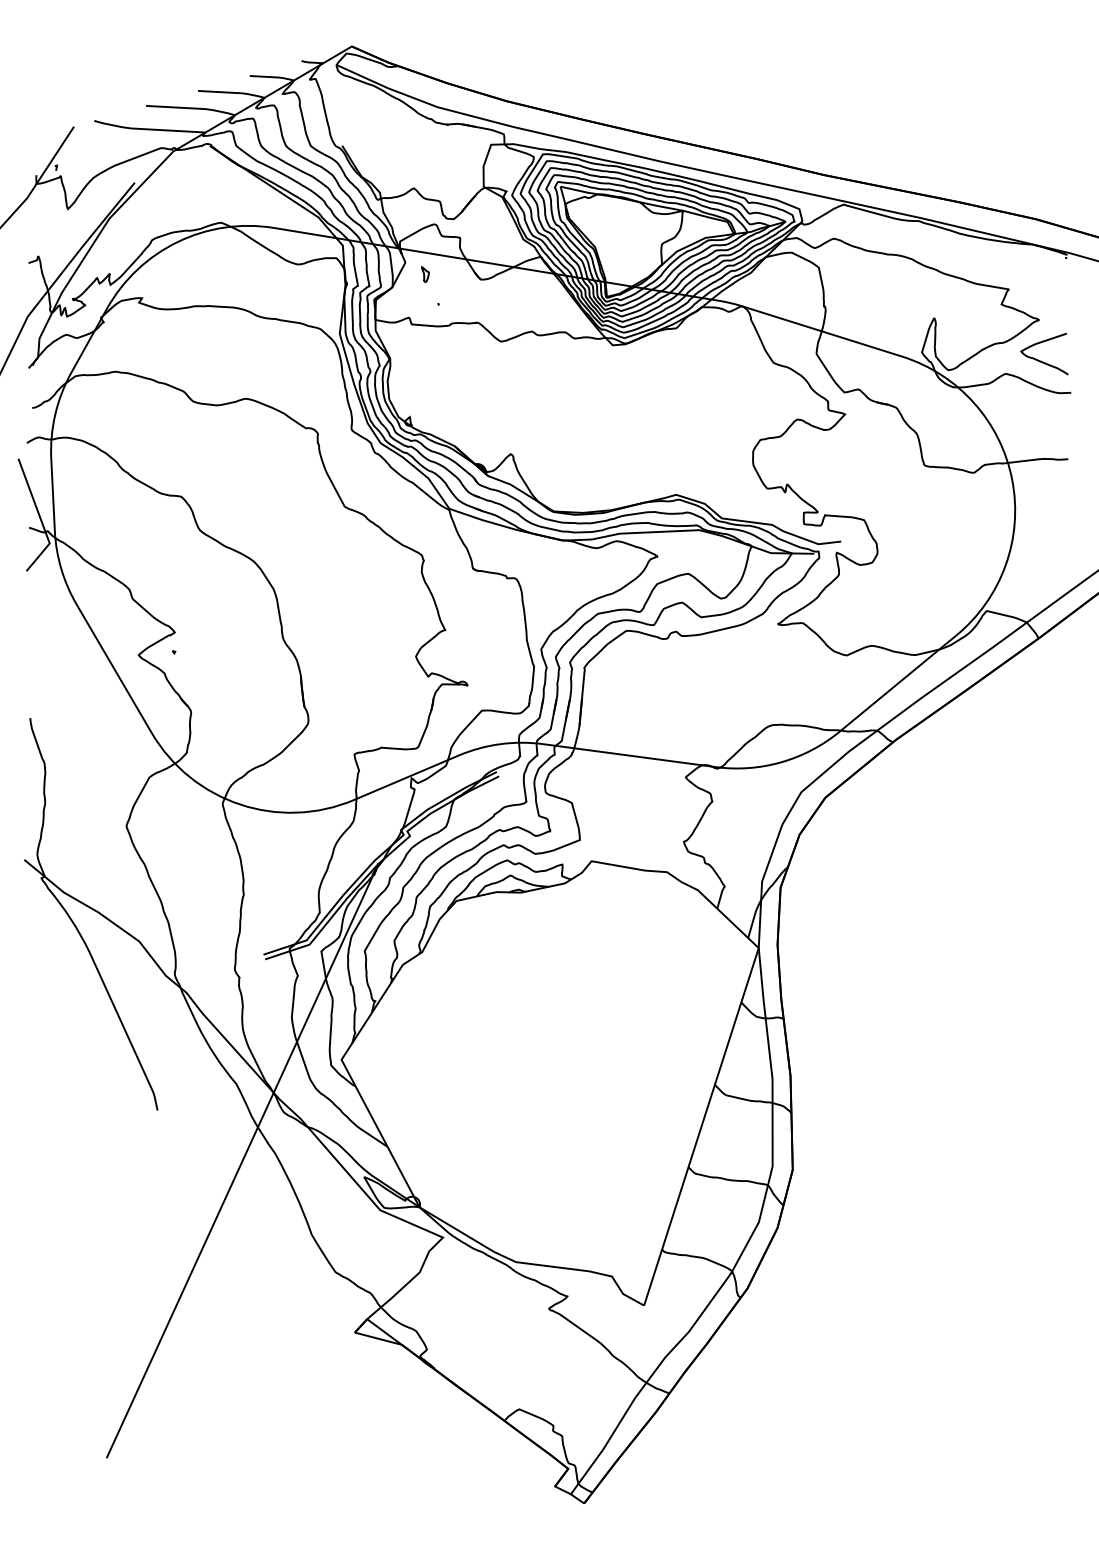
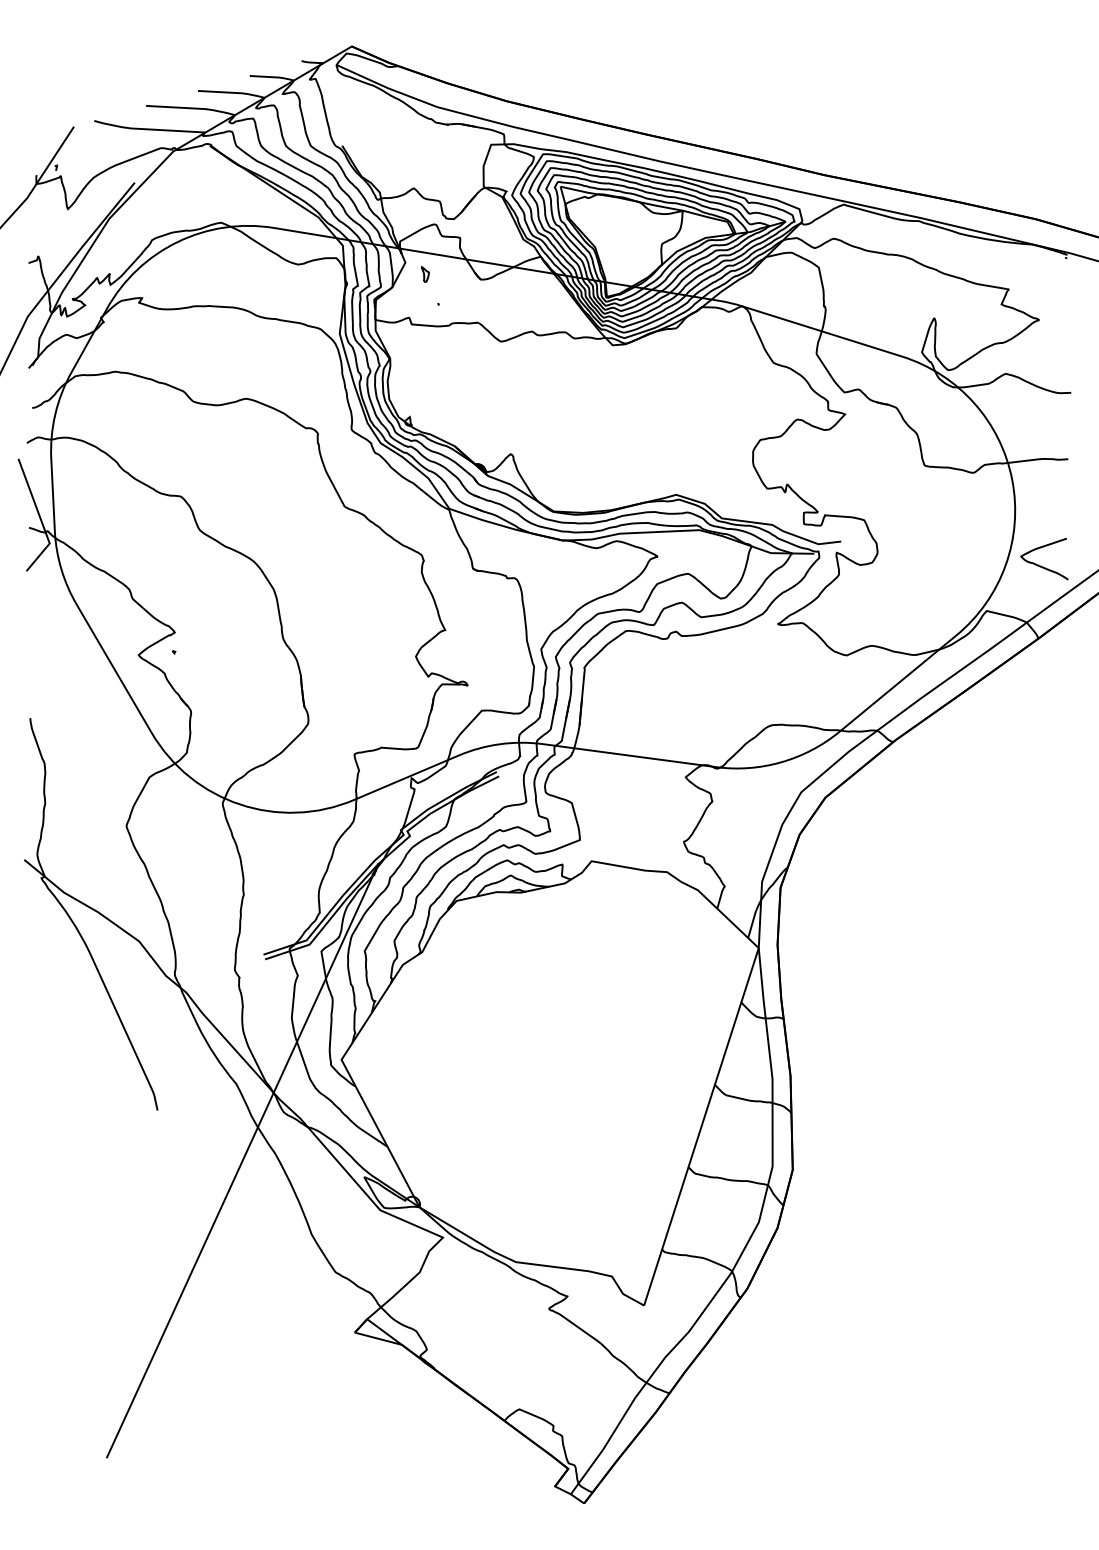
curve position: (1040, 360) -> (1040, 565) (1040, 565)
